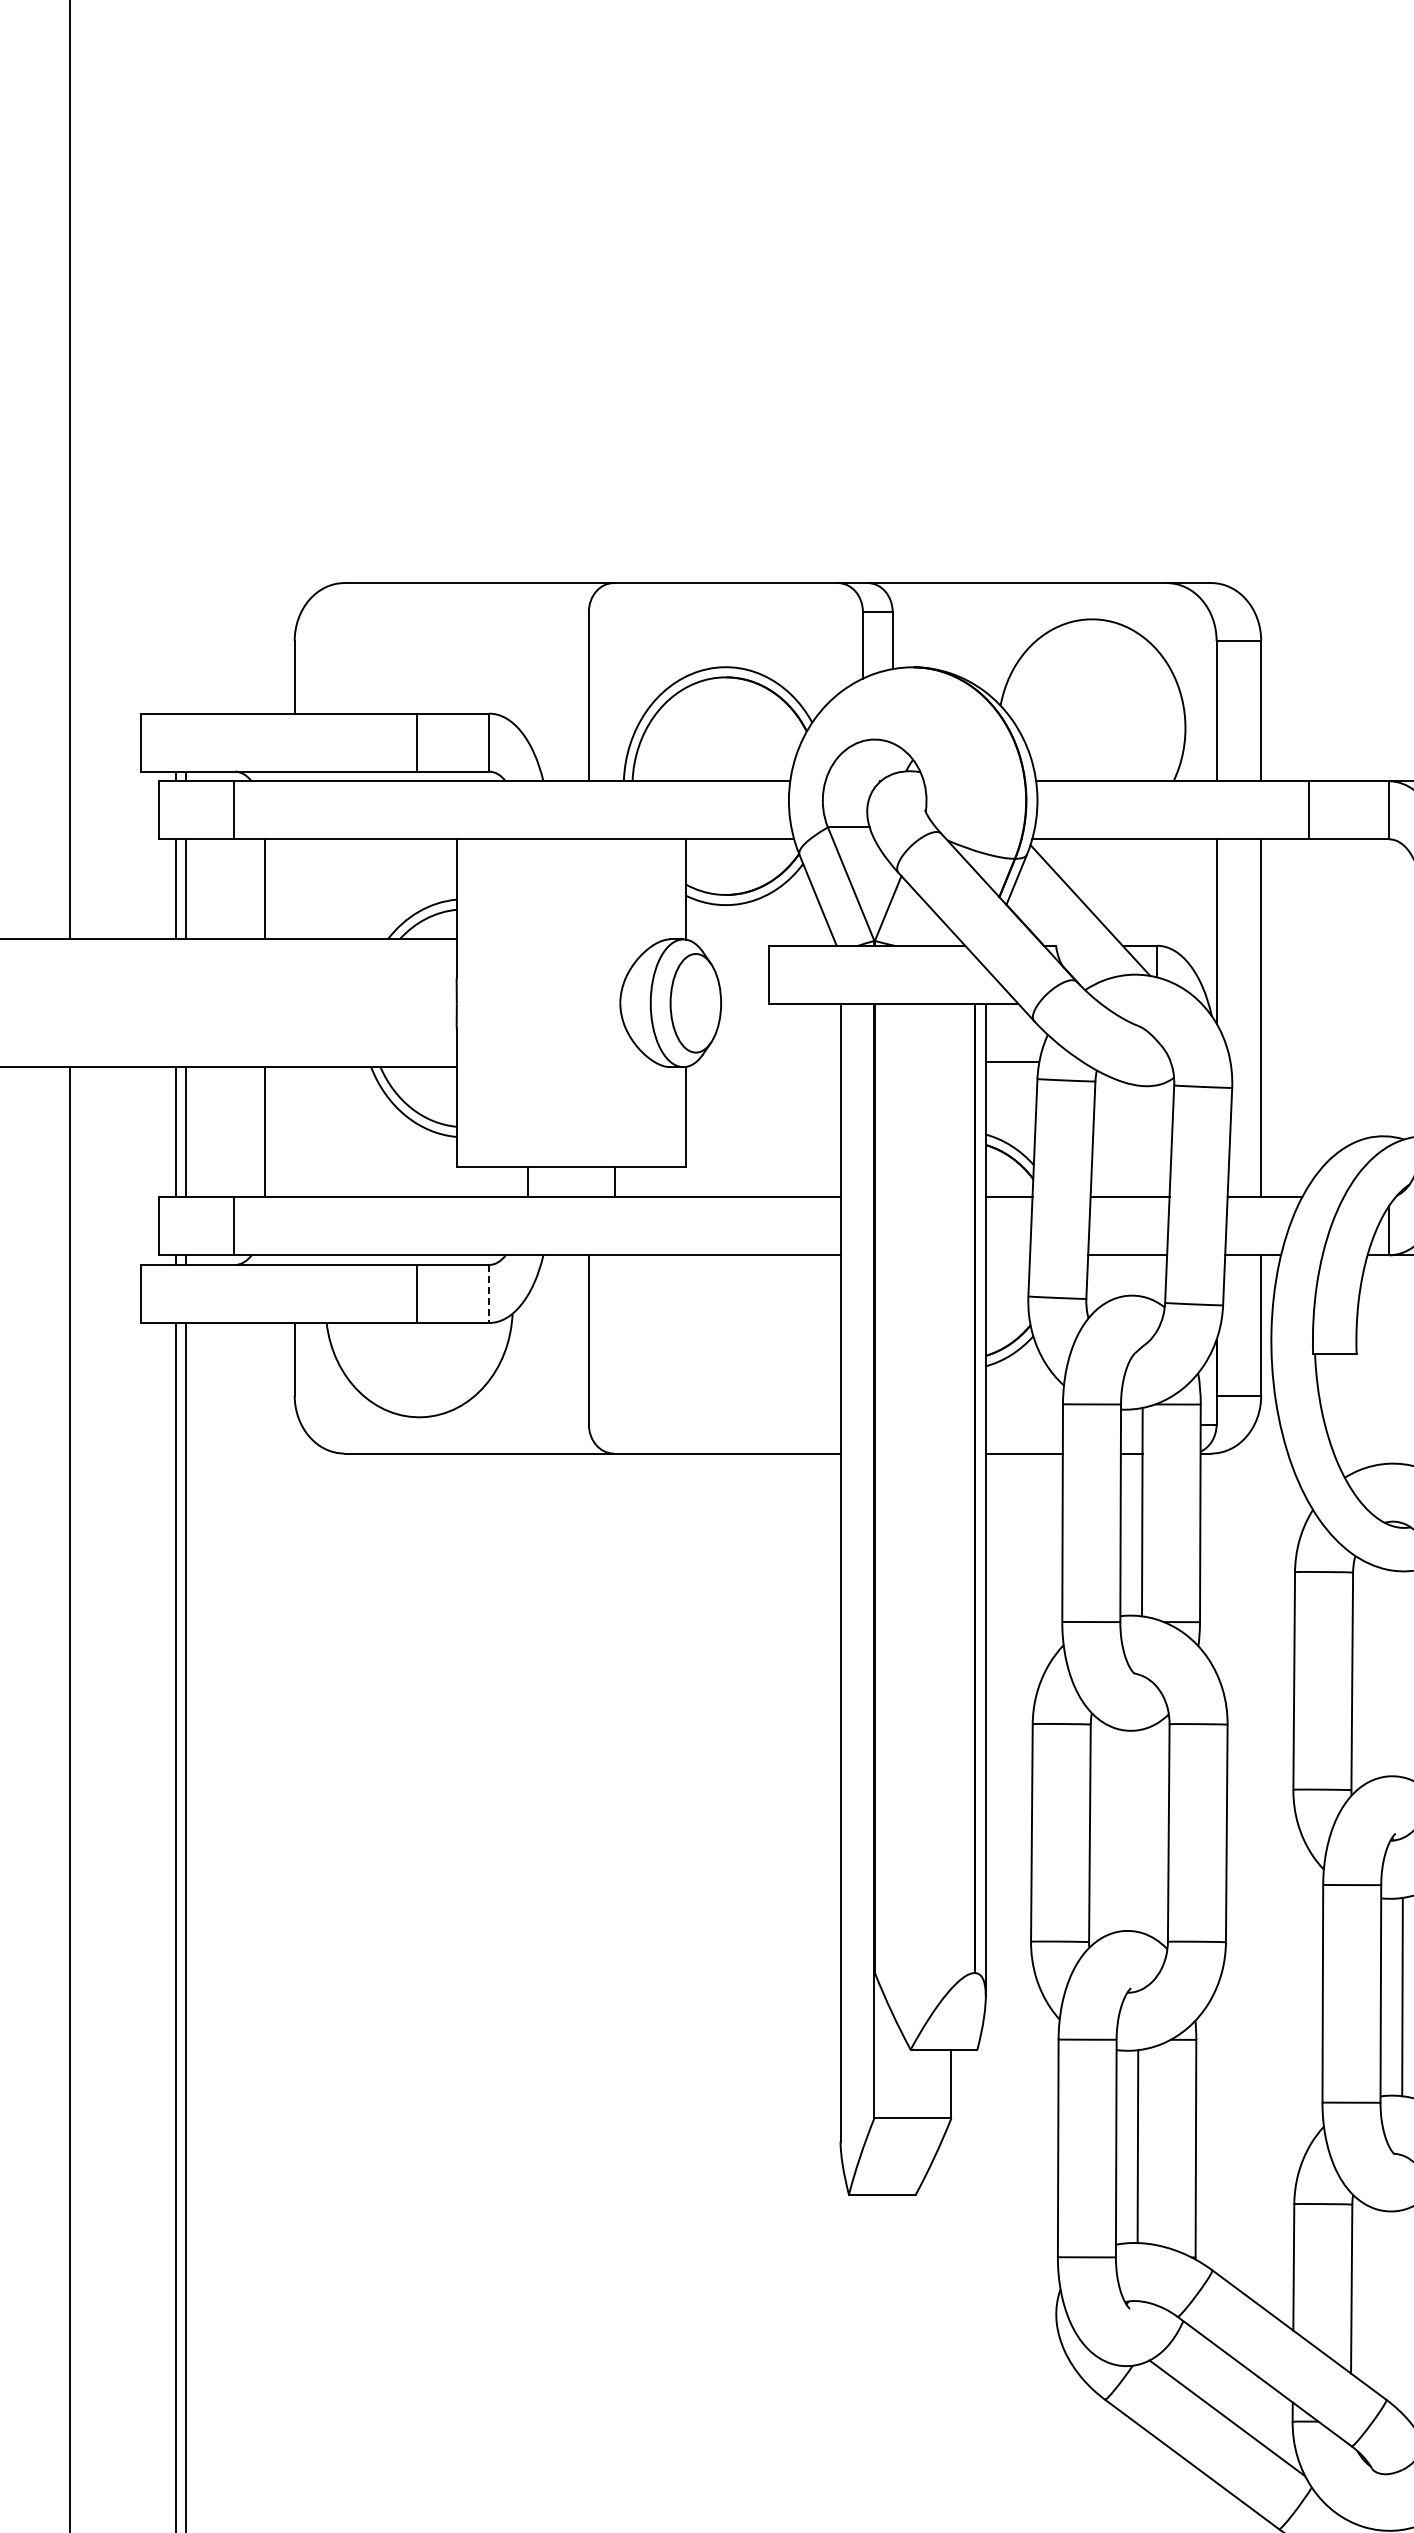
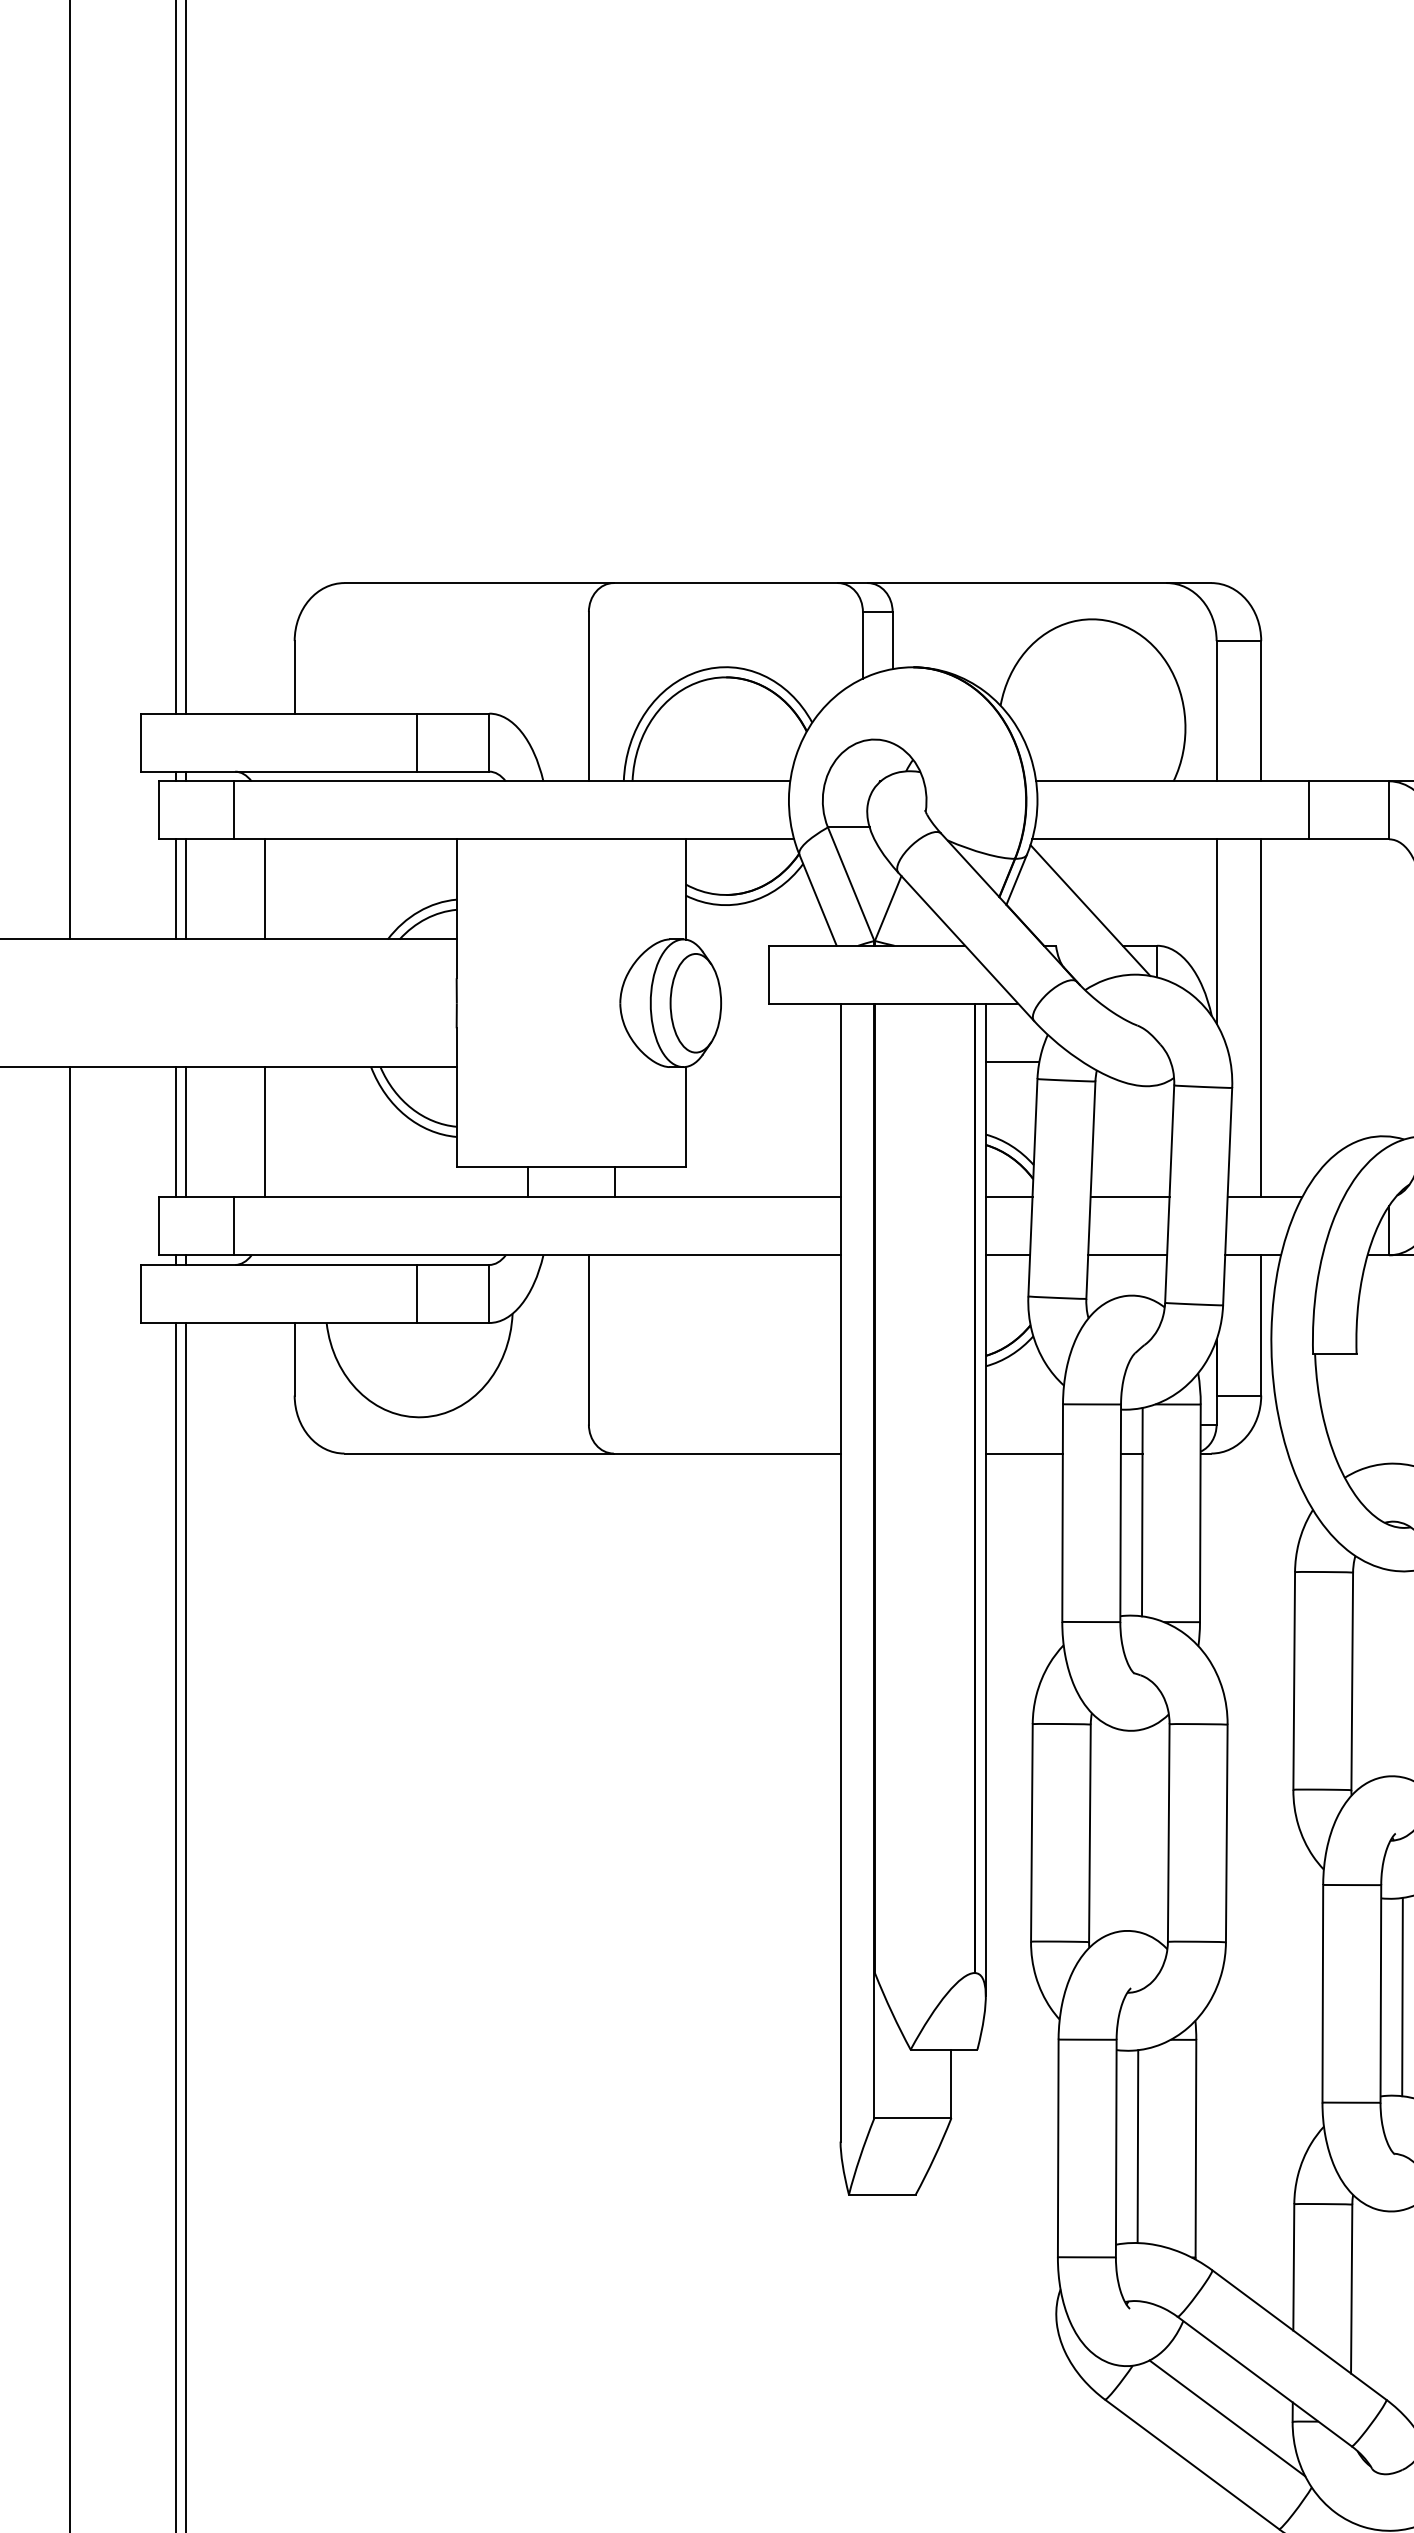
line: none -> present (176, 357)
line: none -> present (185, 357)
line: none -> present (1007, 1255)
line: dashed -> solid (489, 1294)
